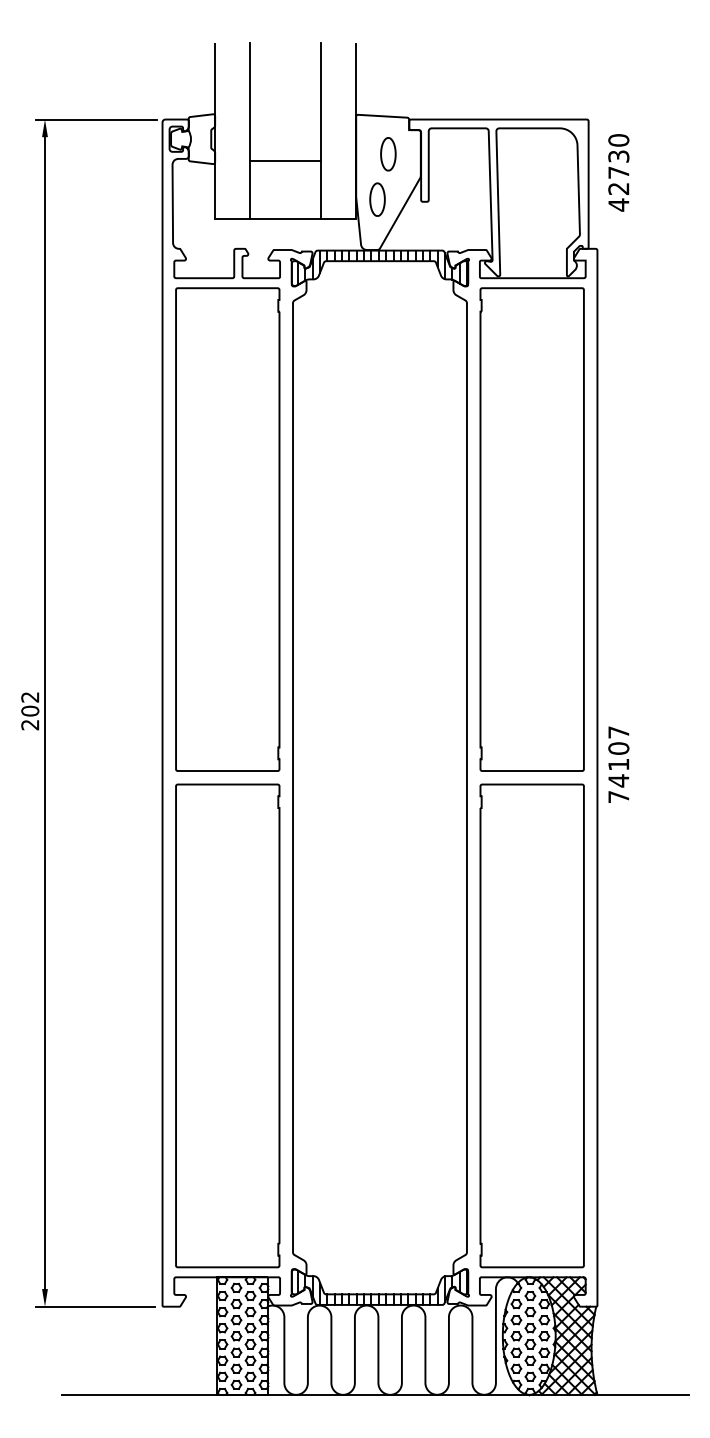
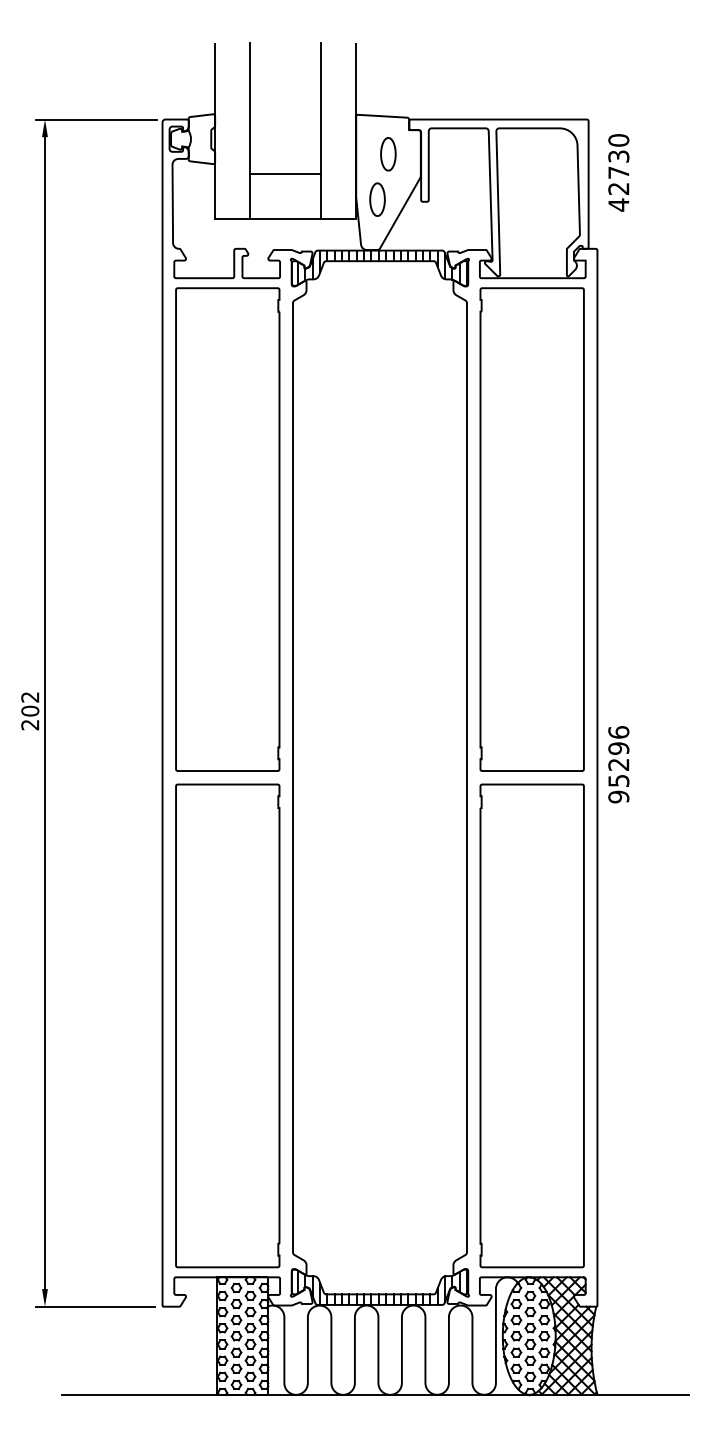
line position: (285, 160) -> (285, 173) (285, 173)
text: 74107 -> 95296 (618, 764)
